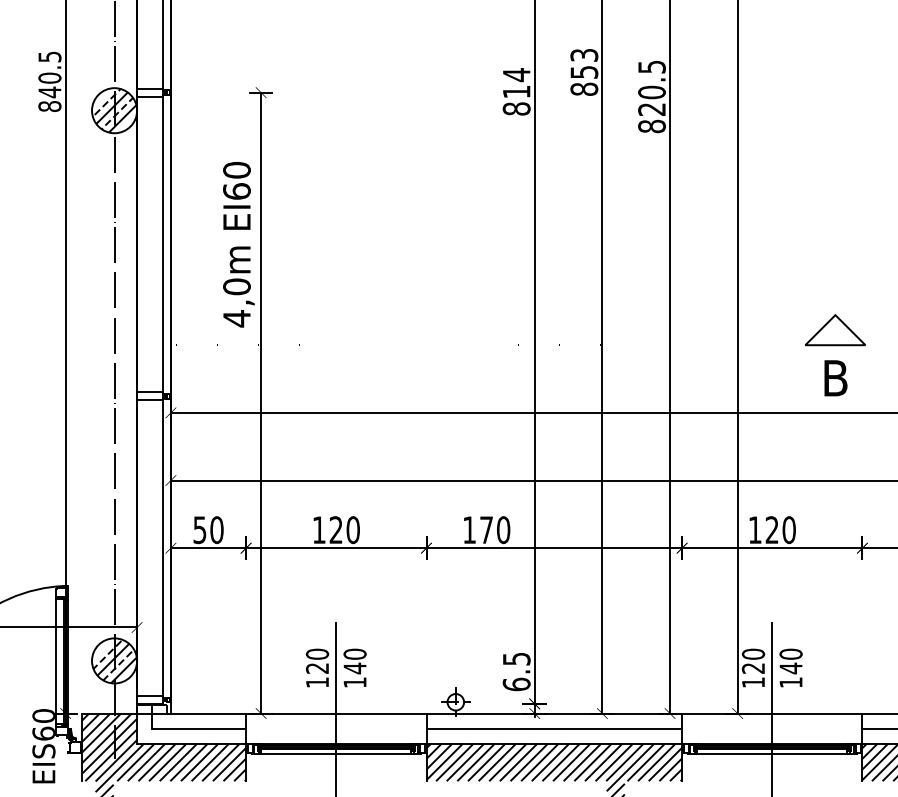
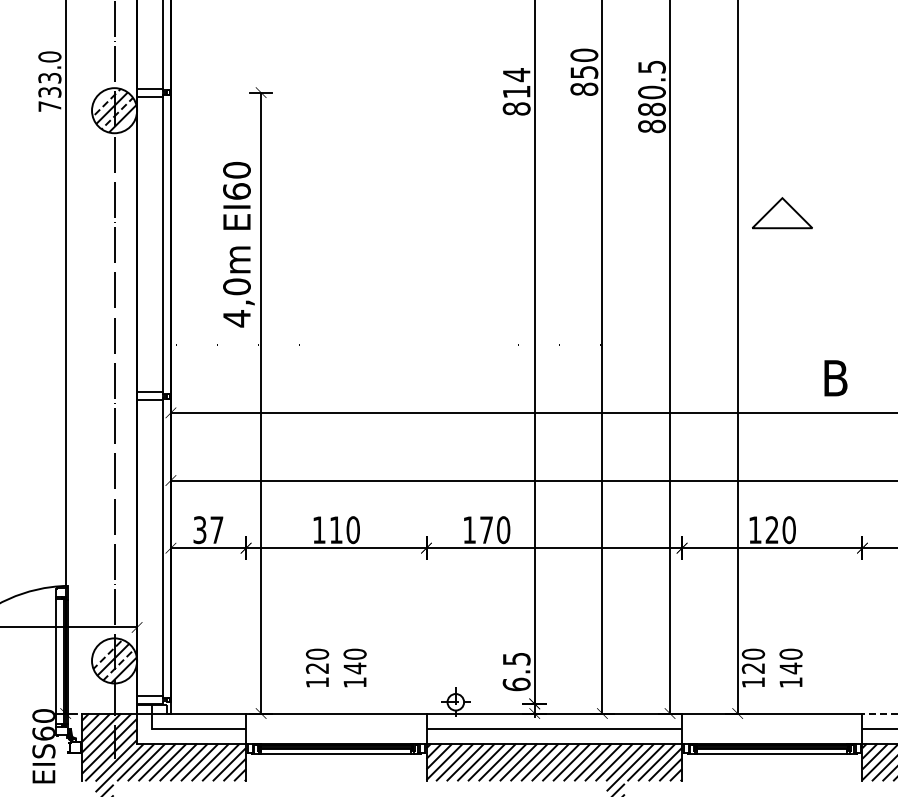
text: 853 -> 850 (584, 54)
text: 840.5 -> 733.0 (49, 81)
text: 820.5 -> 880.5 (651, 109)
part position: (835, 330) -> (782, 213) (782, 213)
text: 120 -> 110 (335, 529)
text: 50 -> 37 (208, 530)
line: present -> none (336, 708)
line: present -> none (772, 708)
line: solid -> dashed (879, 713)
